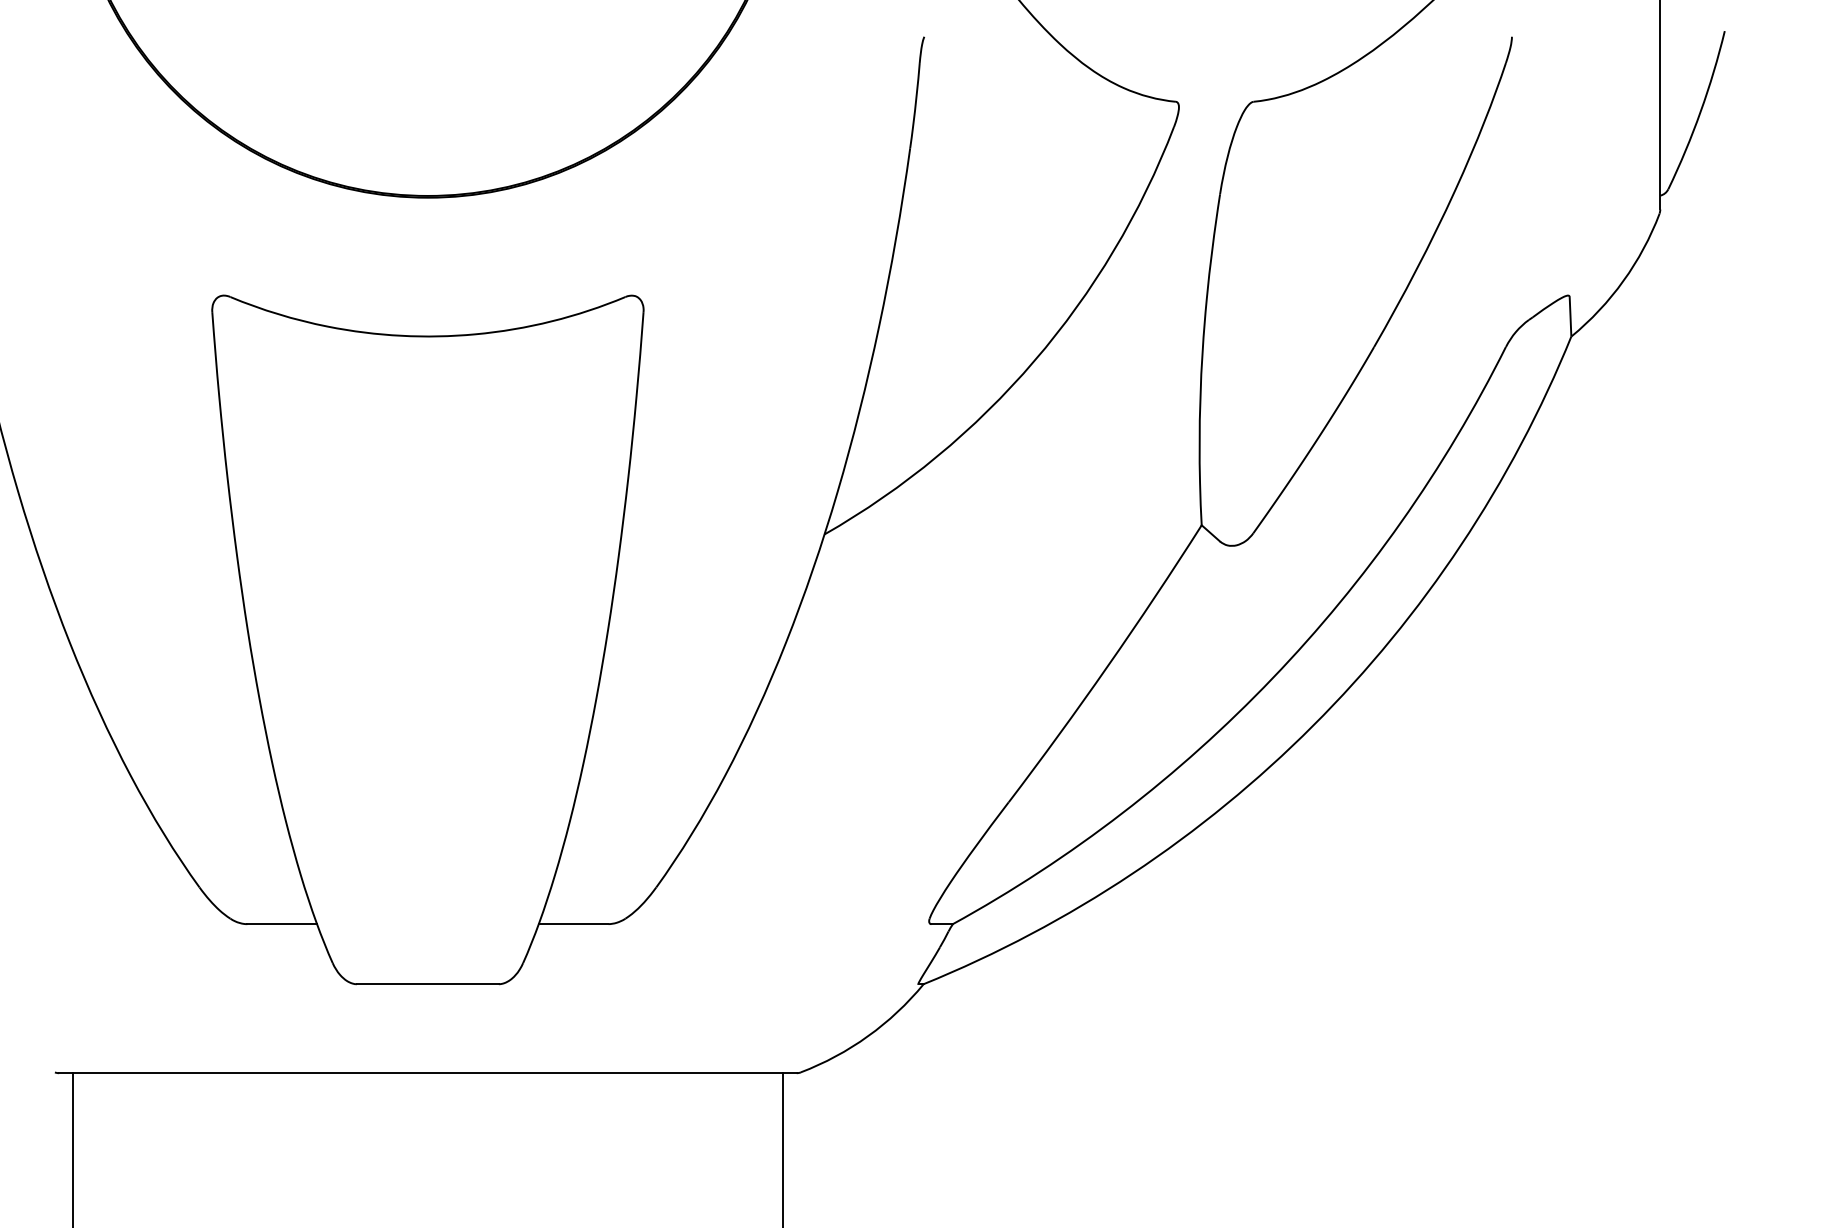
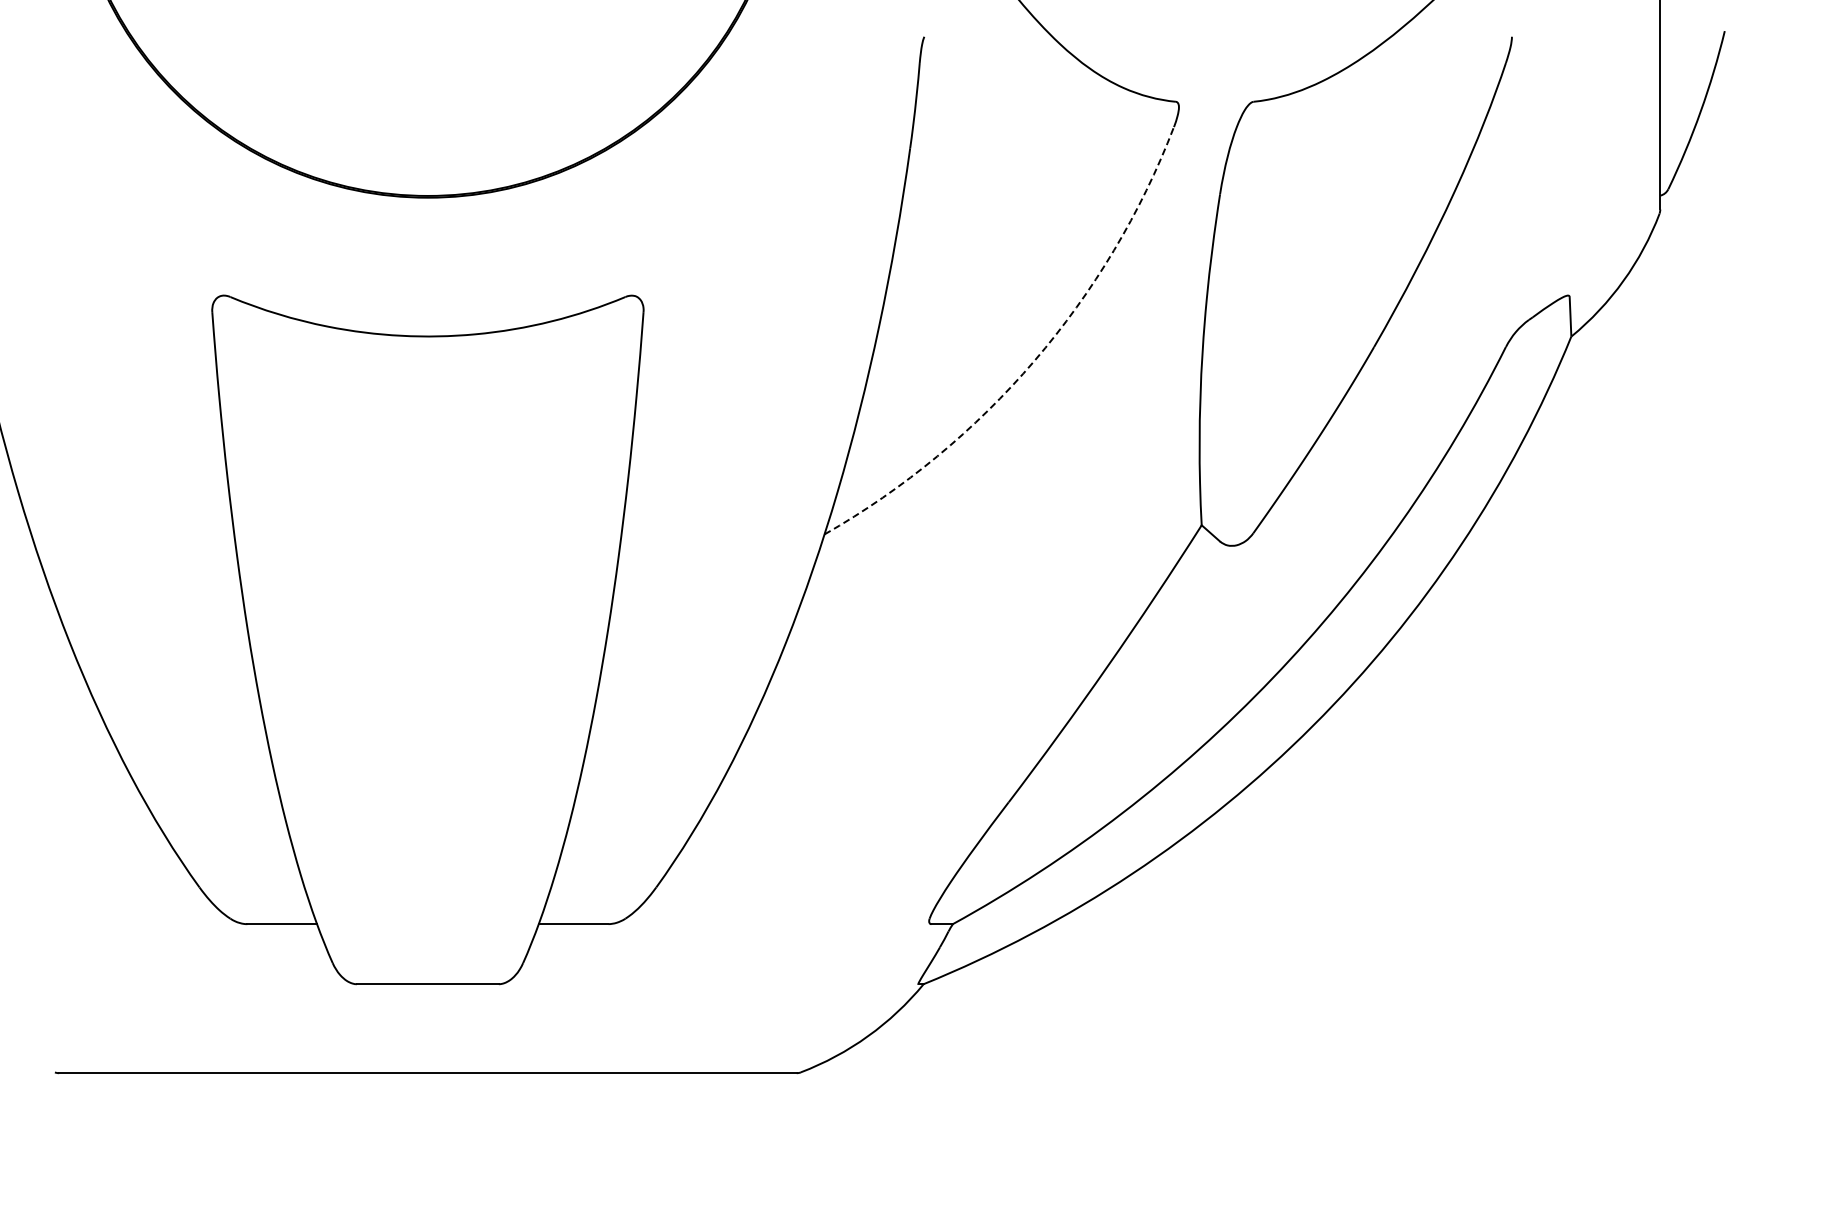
arc: solid -> dashed (1034, 360)
line: present -> none (72, 1148)
line: present -> none (783, 1148)
